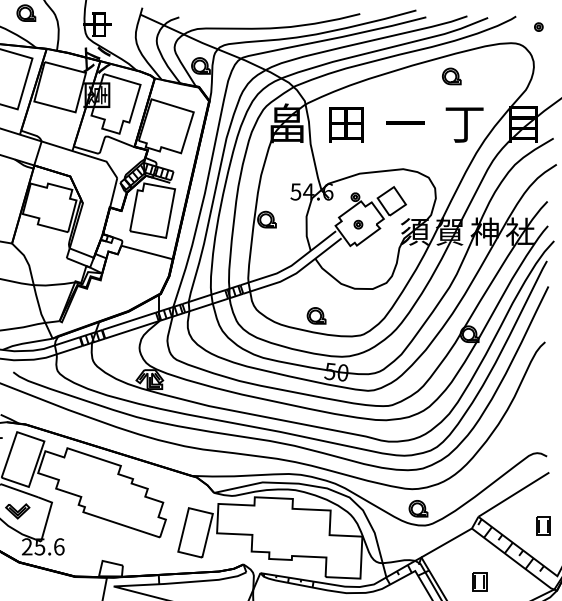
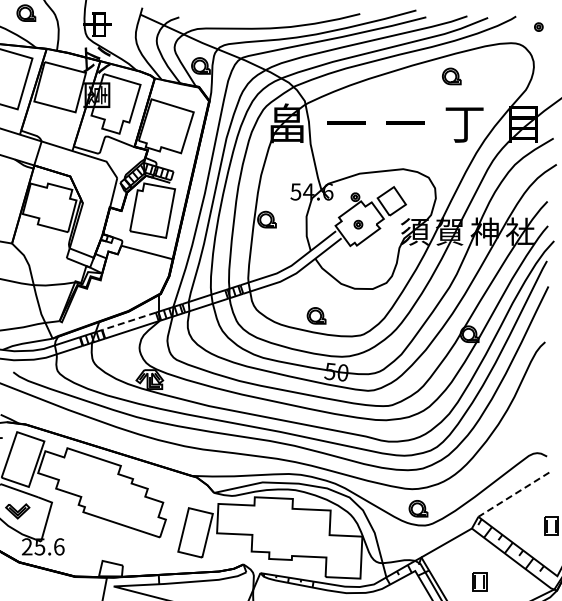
text: 田 -> 一 (346, 124)
line: solid -> dashed (129, 321)
line: solid -> dashed (514, 494)
part position: (543, 525) -> (551, 525) (551, 525)
